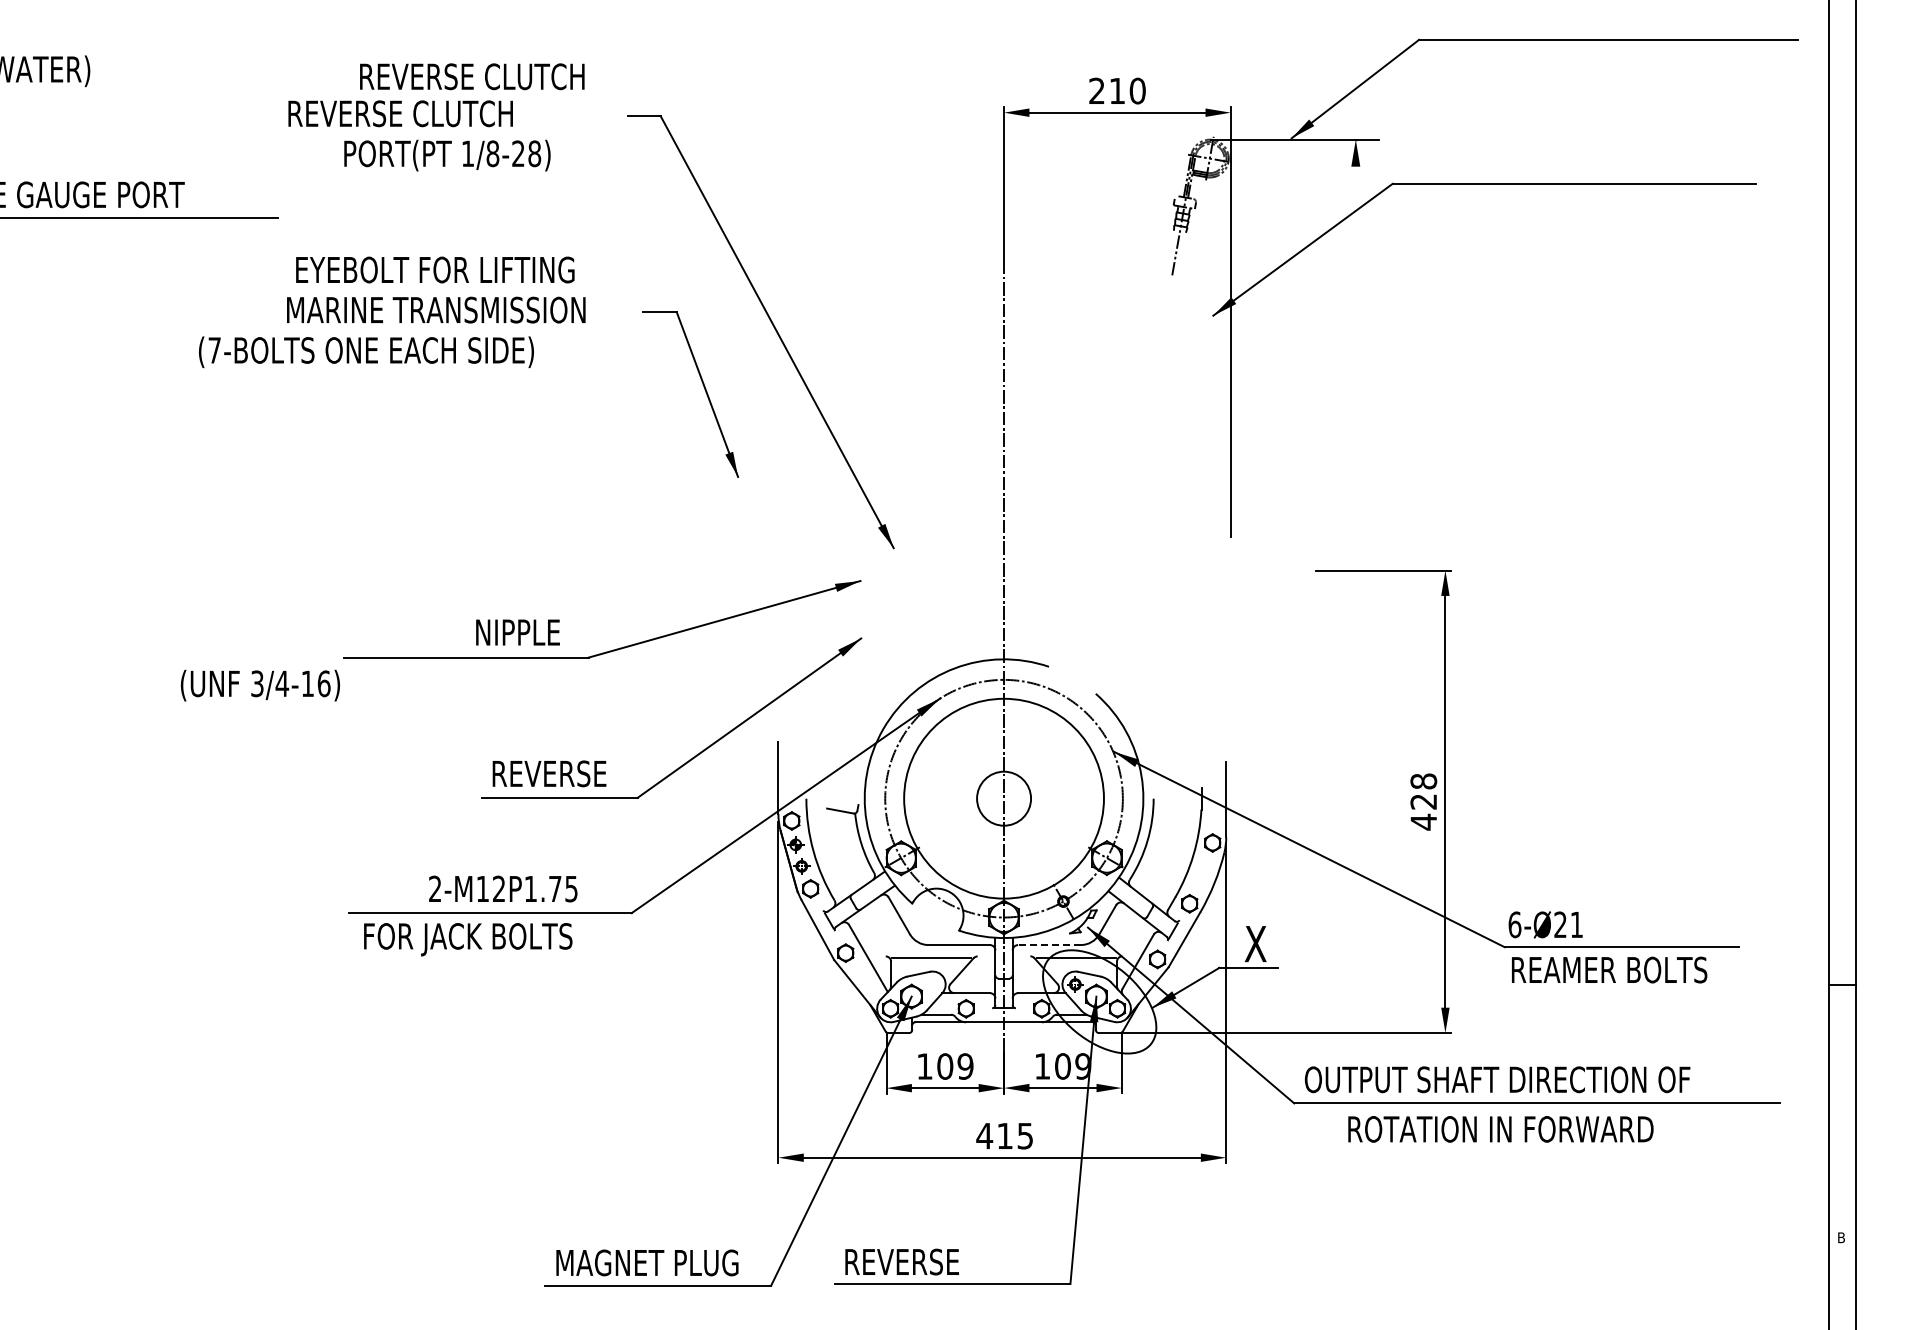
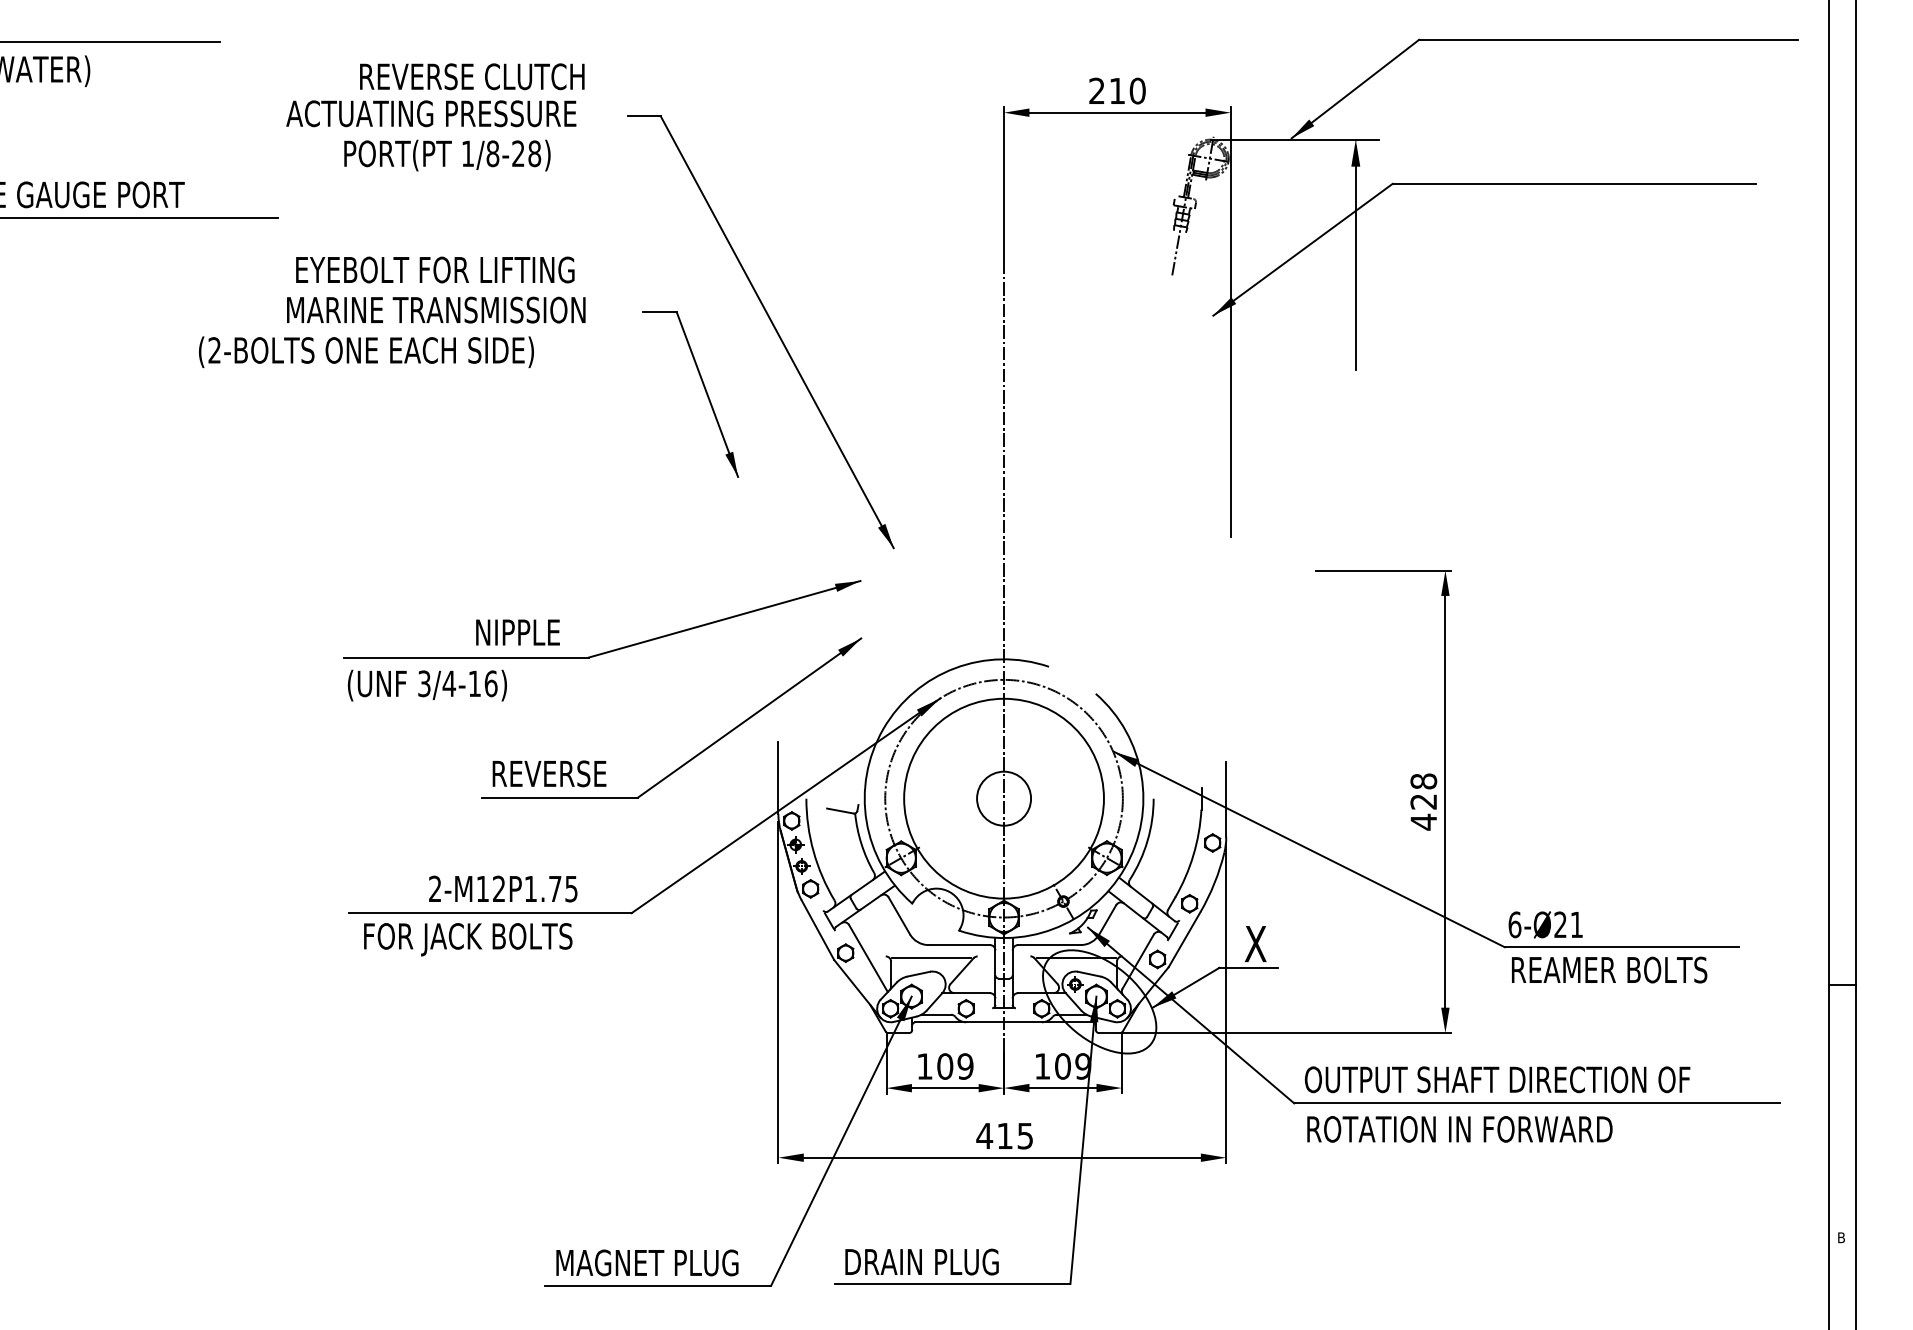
line: none -> present (111, 41)
text: REVERSE CLUTCH -> ACTUATING PRESSURE (431, 113)
line: none -> present (1355, 265)
text: (7-BOLTS -> (2-BOLTS (214, 350)
text position: (259, 685) -> (426, 685) (426, 685)
line: dashed -> solid (1048, 945)
text position: (1500, 1129) -> (1459, 1129) (1459, 1129)
text: REVERSE -> DRAIN PLUG (923, 1261)
